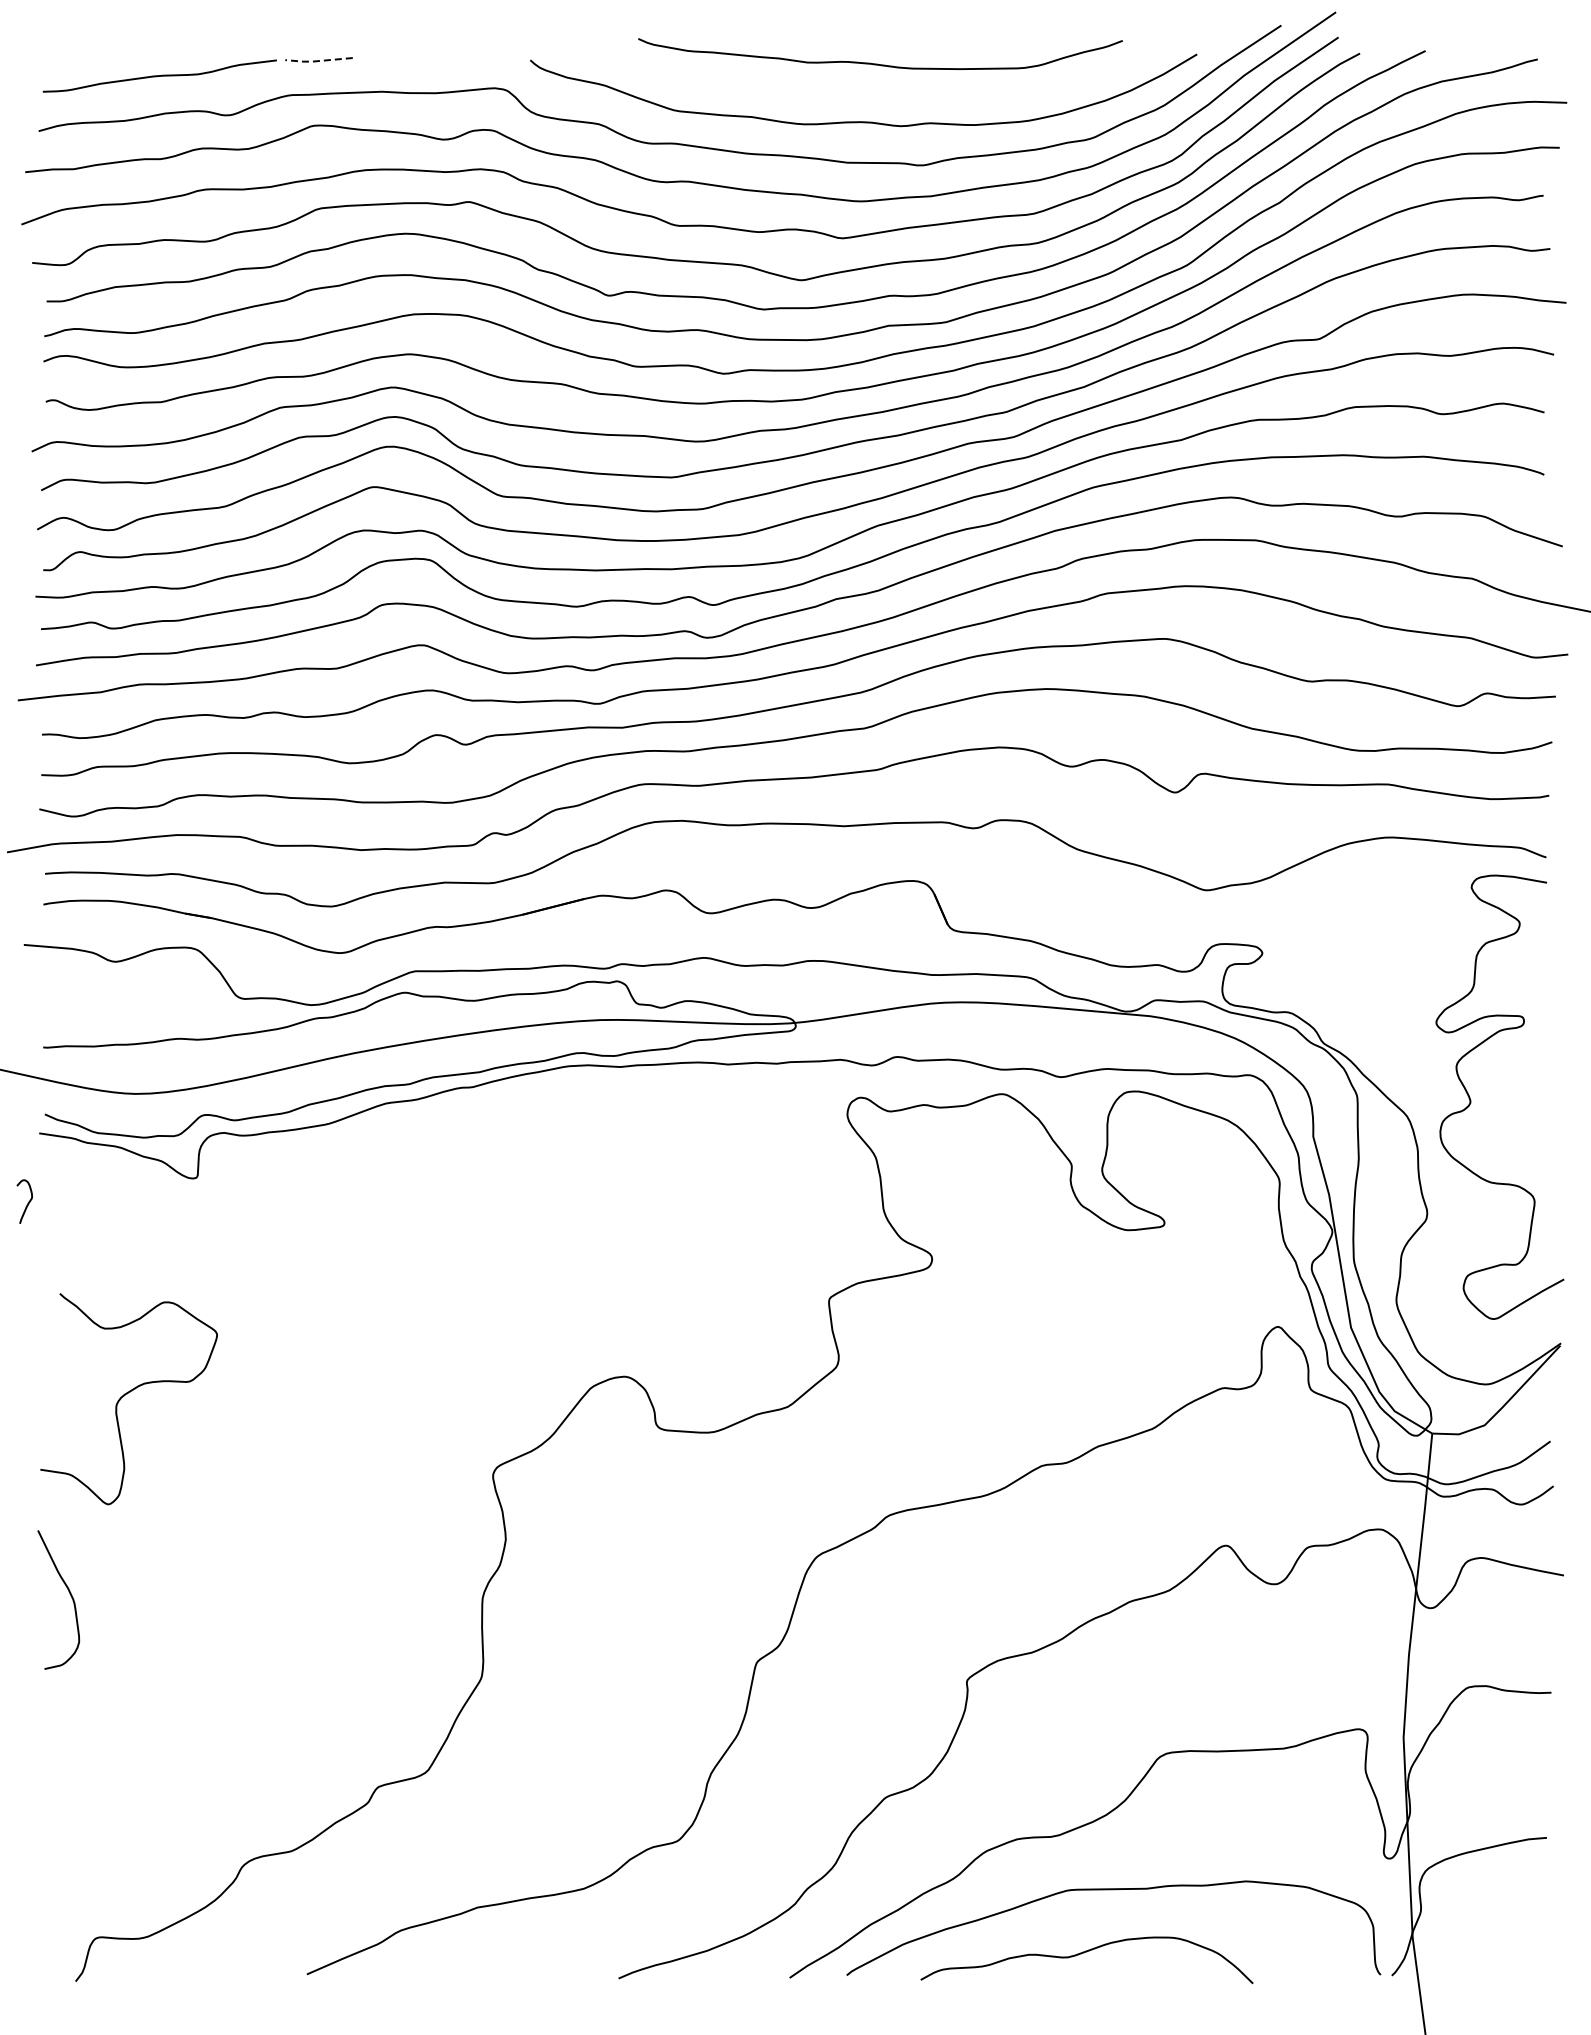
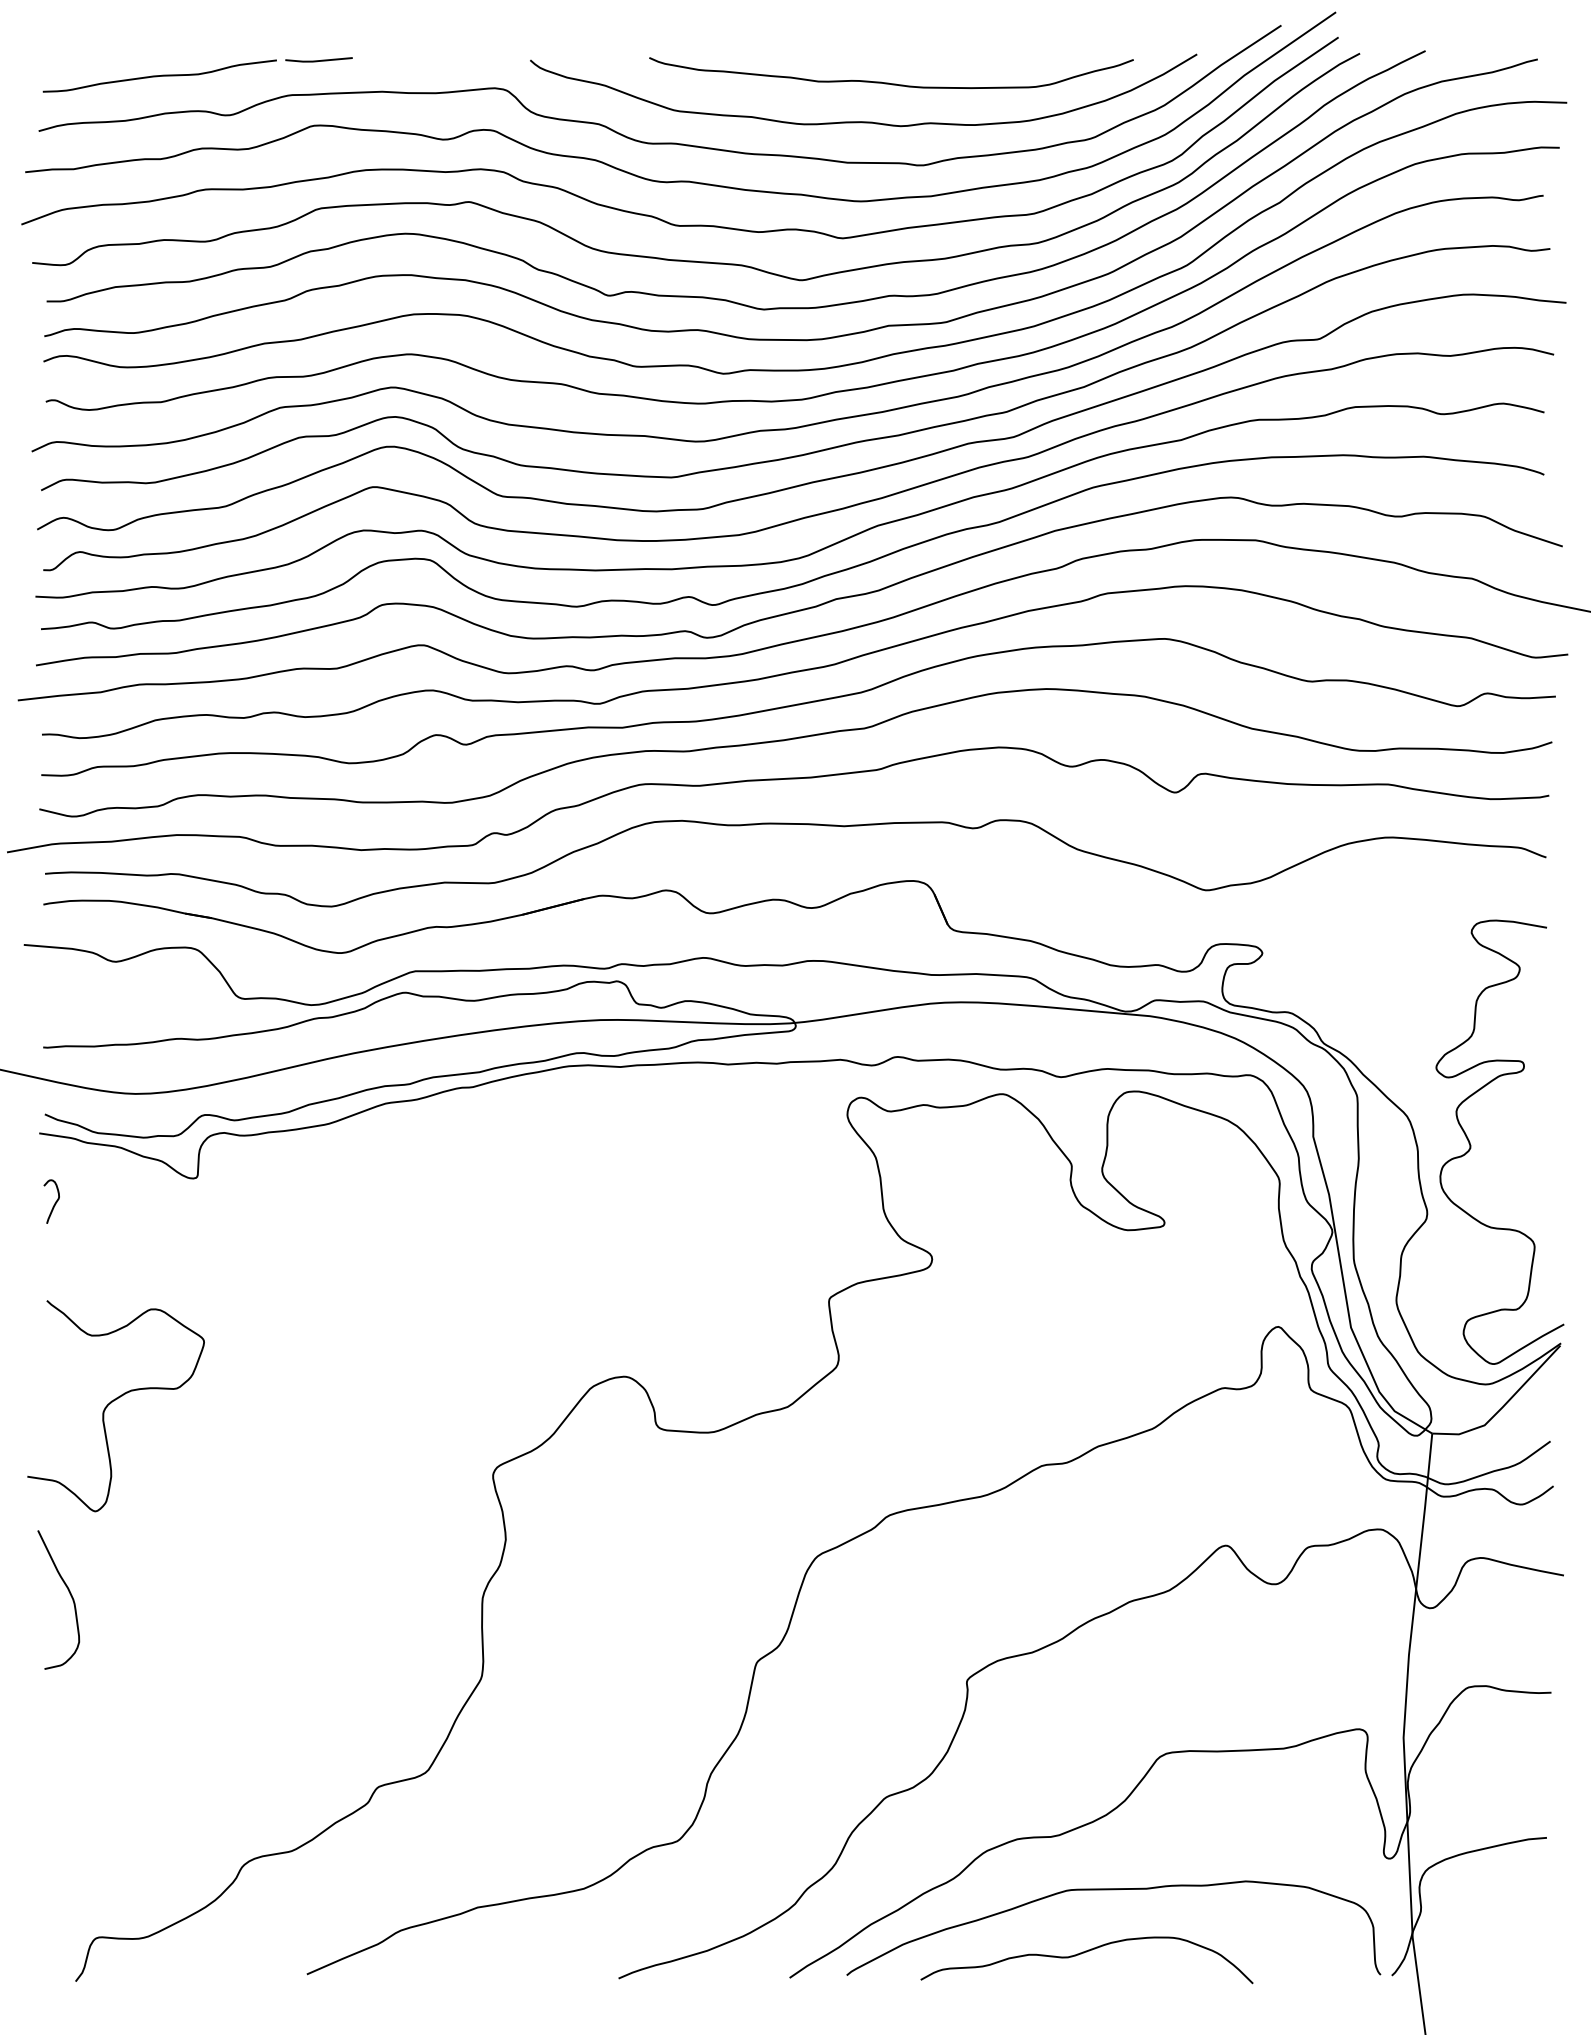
line: dashed -> solid (317, 61)
curve position: (877, 63) -> (888, 82) (888, 82)
curve position: (1471, 1100) -> (1471, 1145) (1471, 1145)
curve position: (27, 1203) -> (54, 1203) (54, 1203)
curve position: (125, 1395) -> (112, 1402) (112, 1402)
